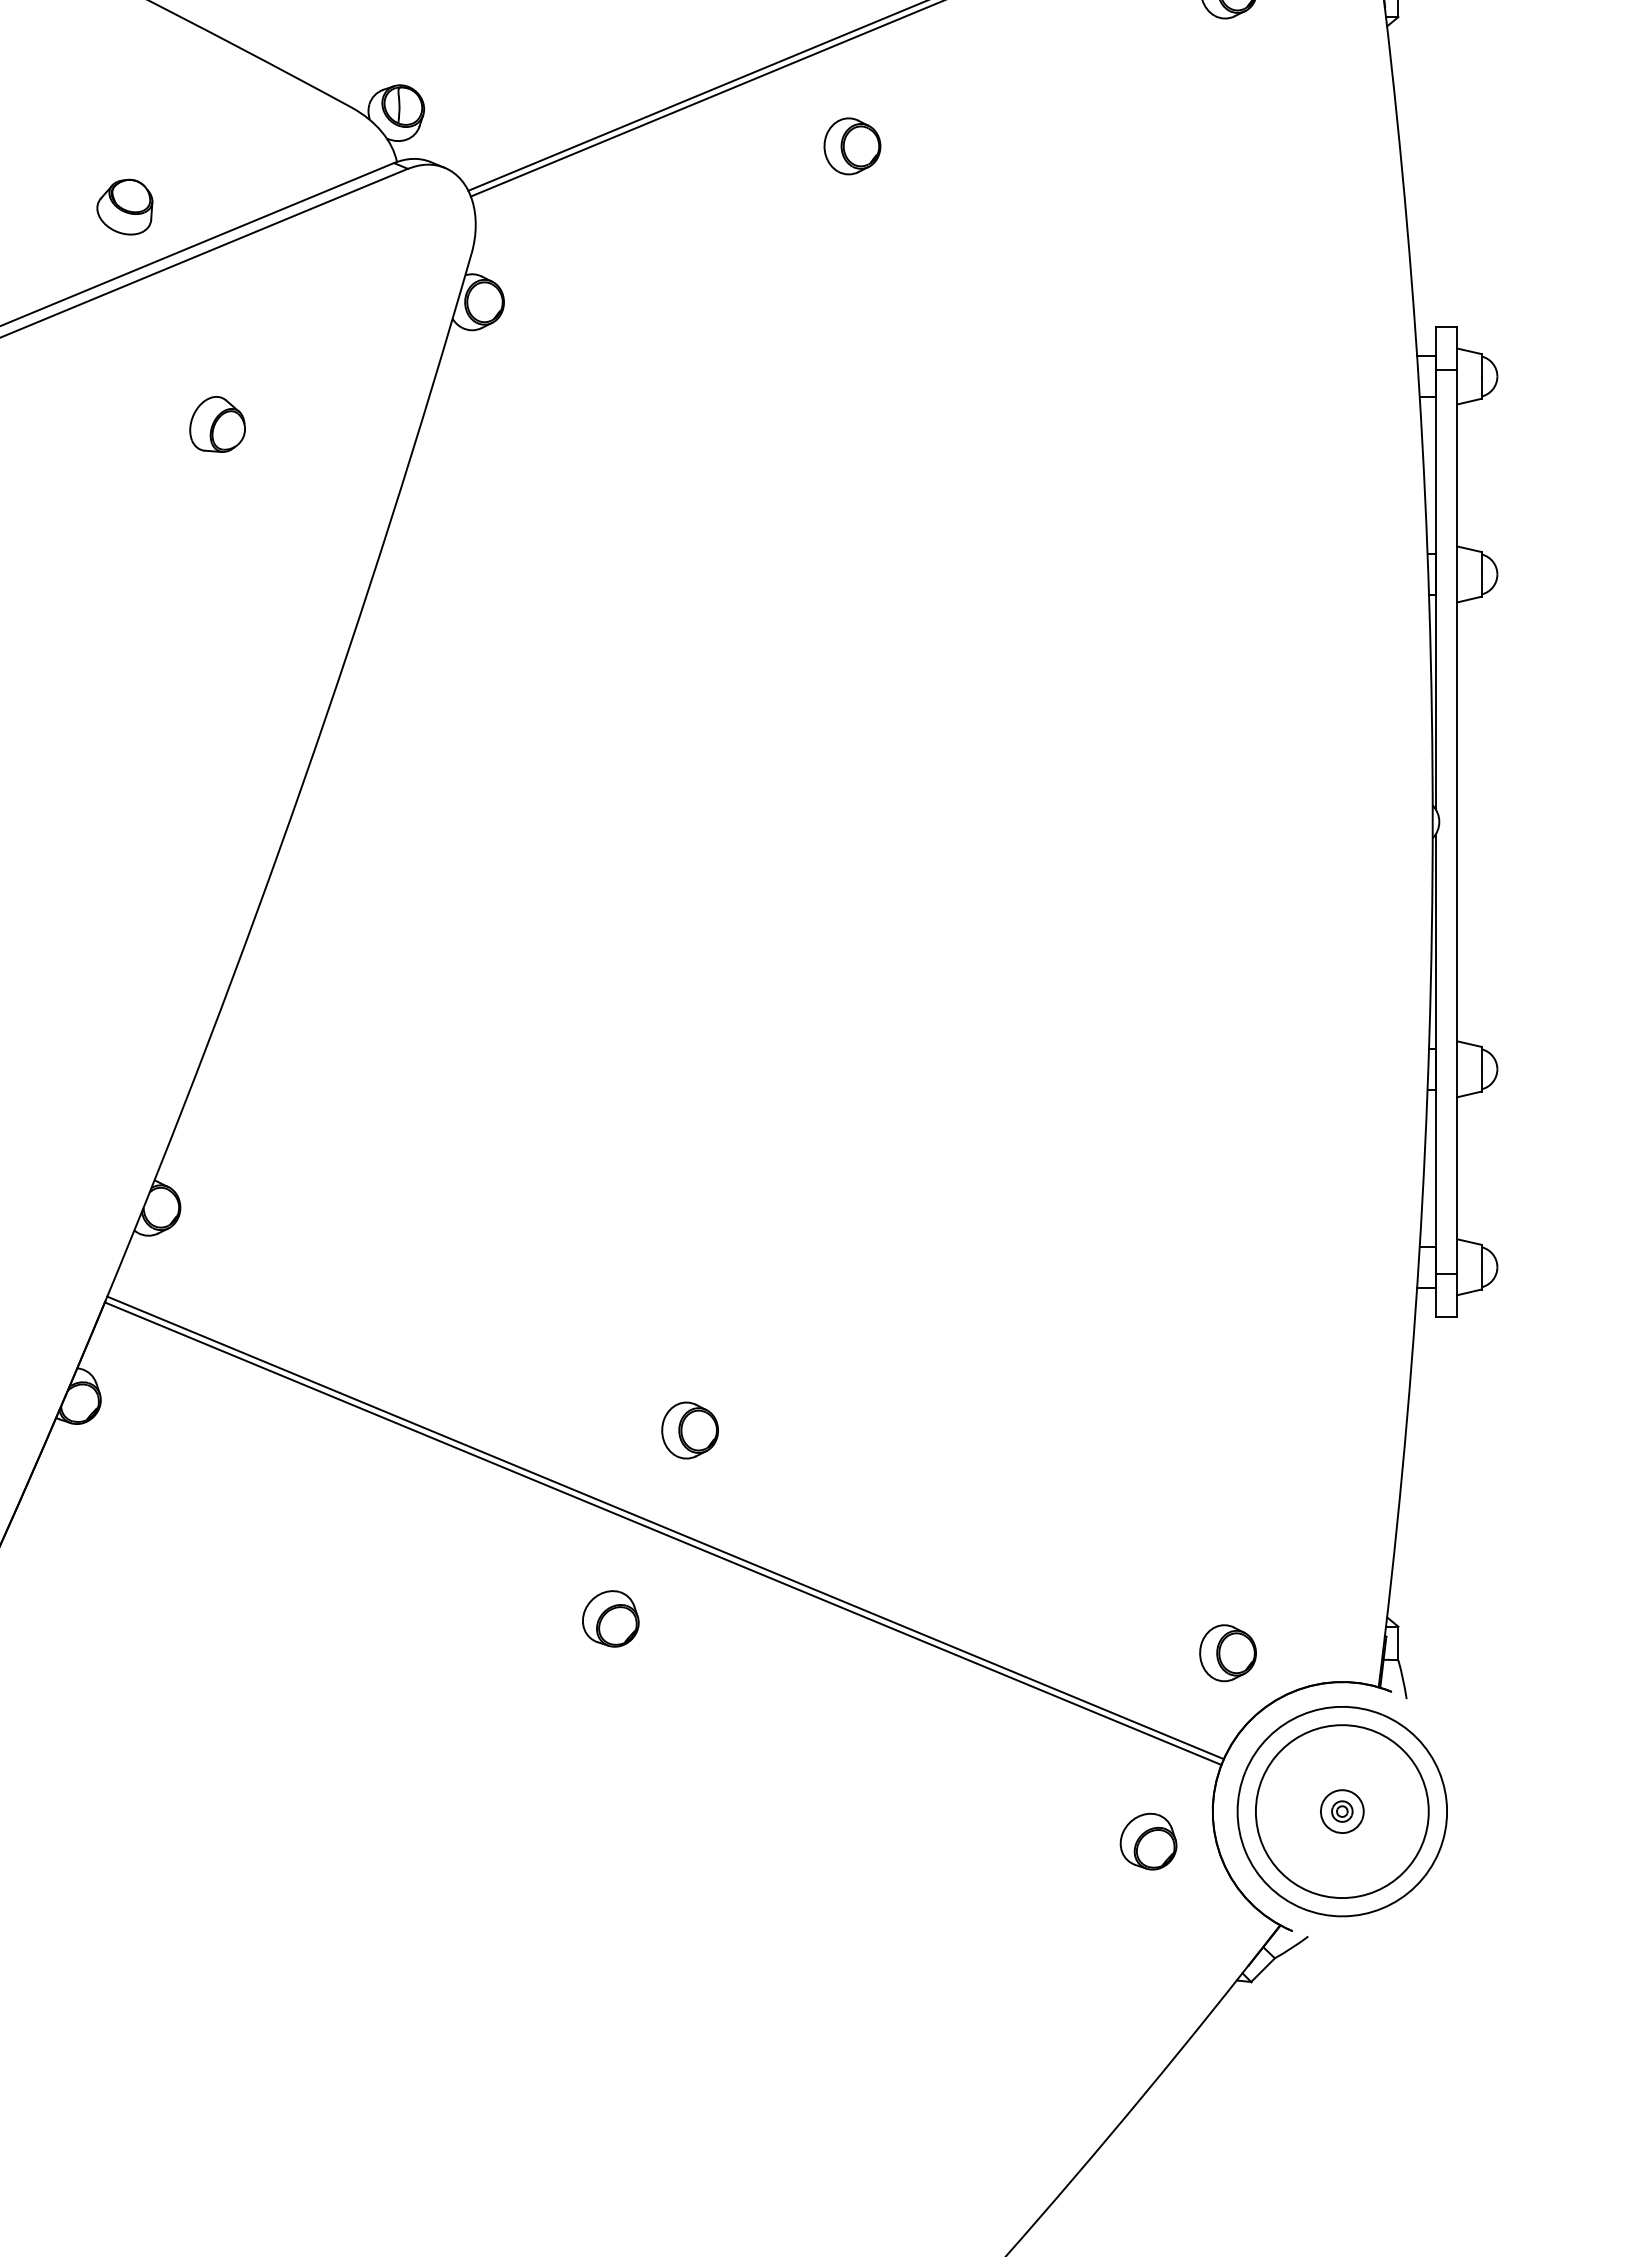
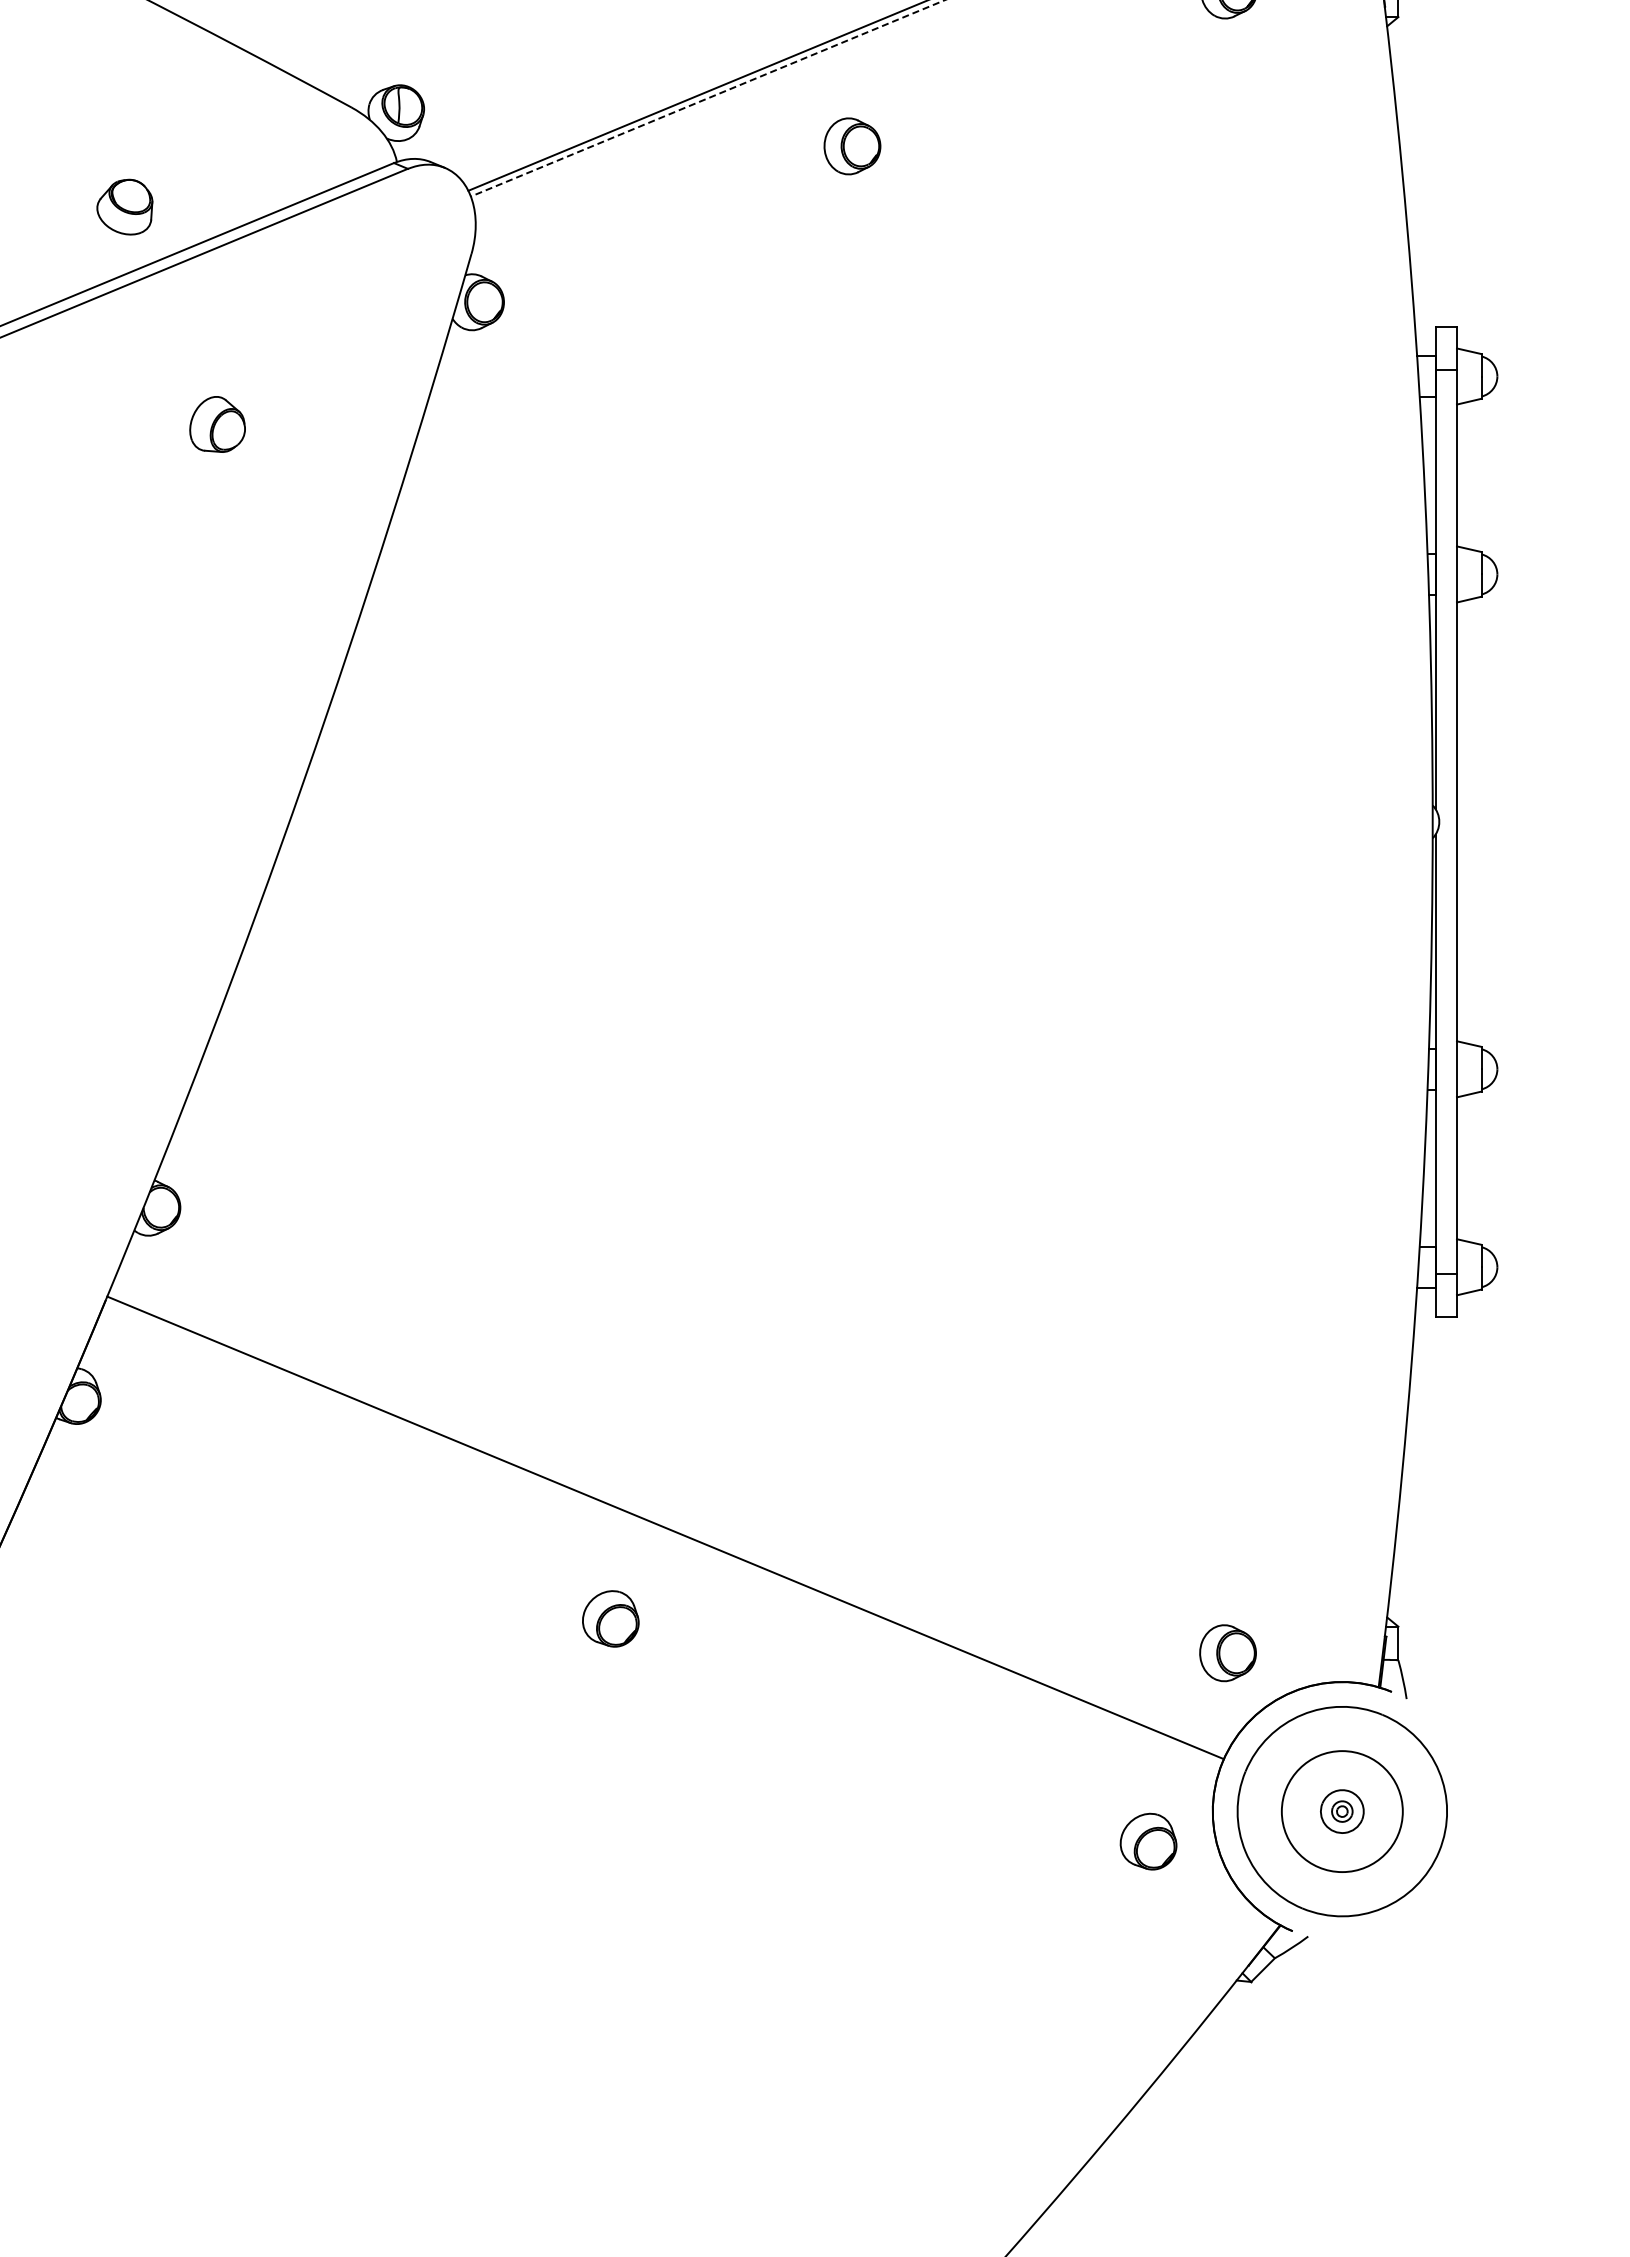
line: solid -> dashed (708, 98)
part: present -> none (689, 1430)
line: present -> none (662, 1533)
circle diameter: 173 px -> 121 px (1341, 1811)
